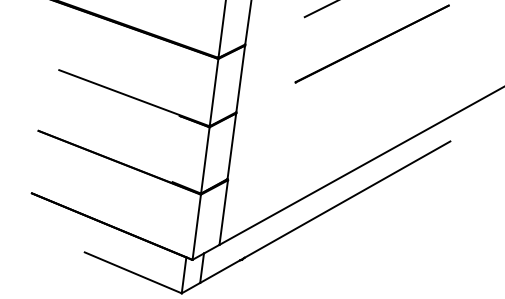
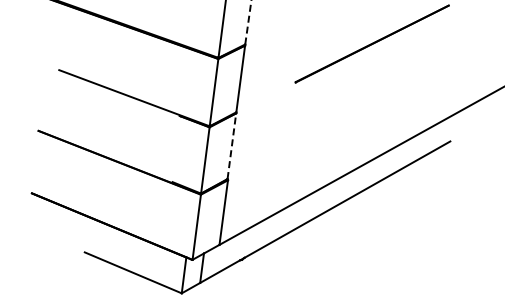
line: present -> none (319, 9)
line: solid -> dashed (248, 21)
line: solid -> dashed (231, 145)
